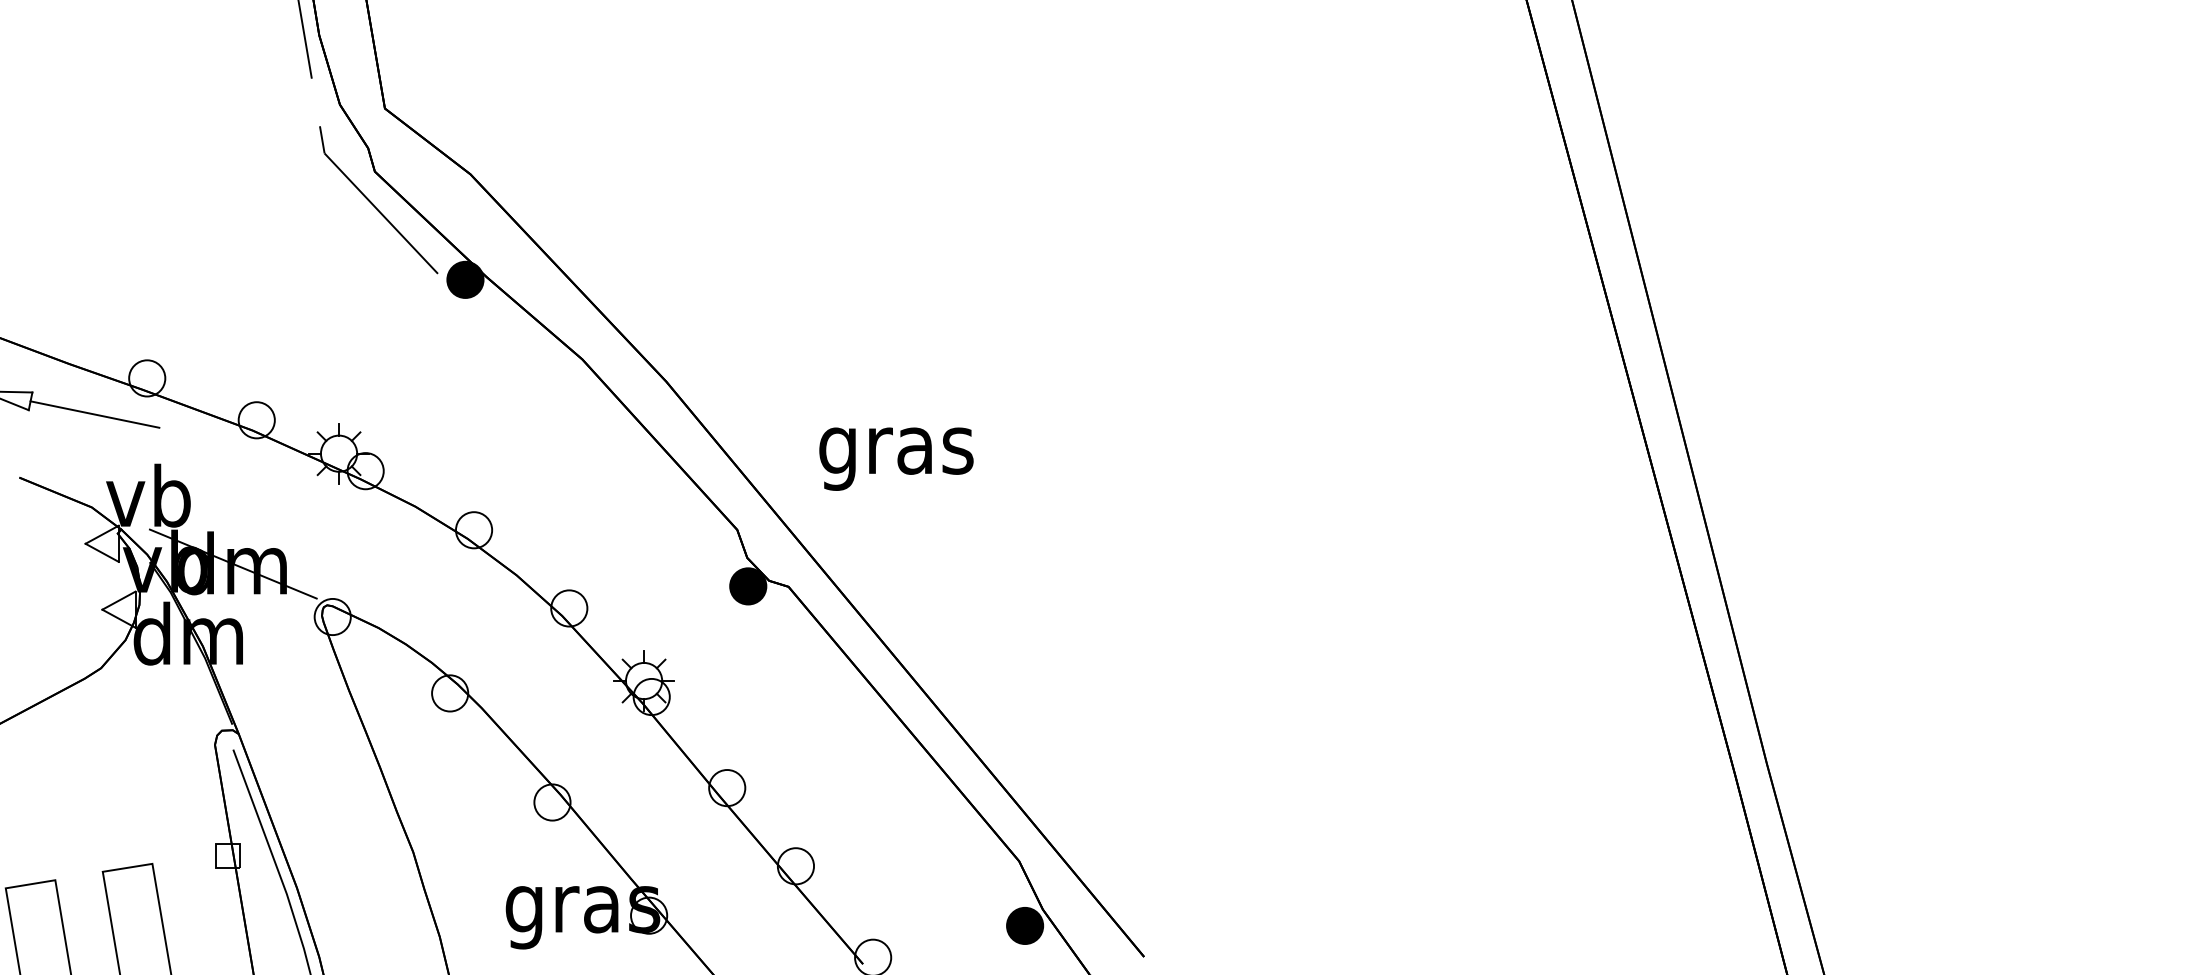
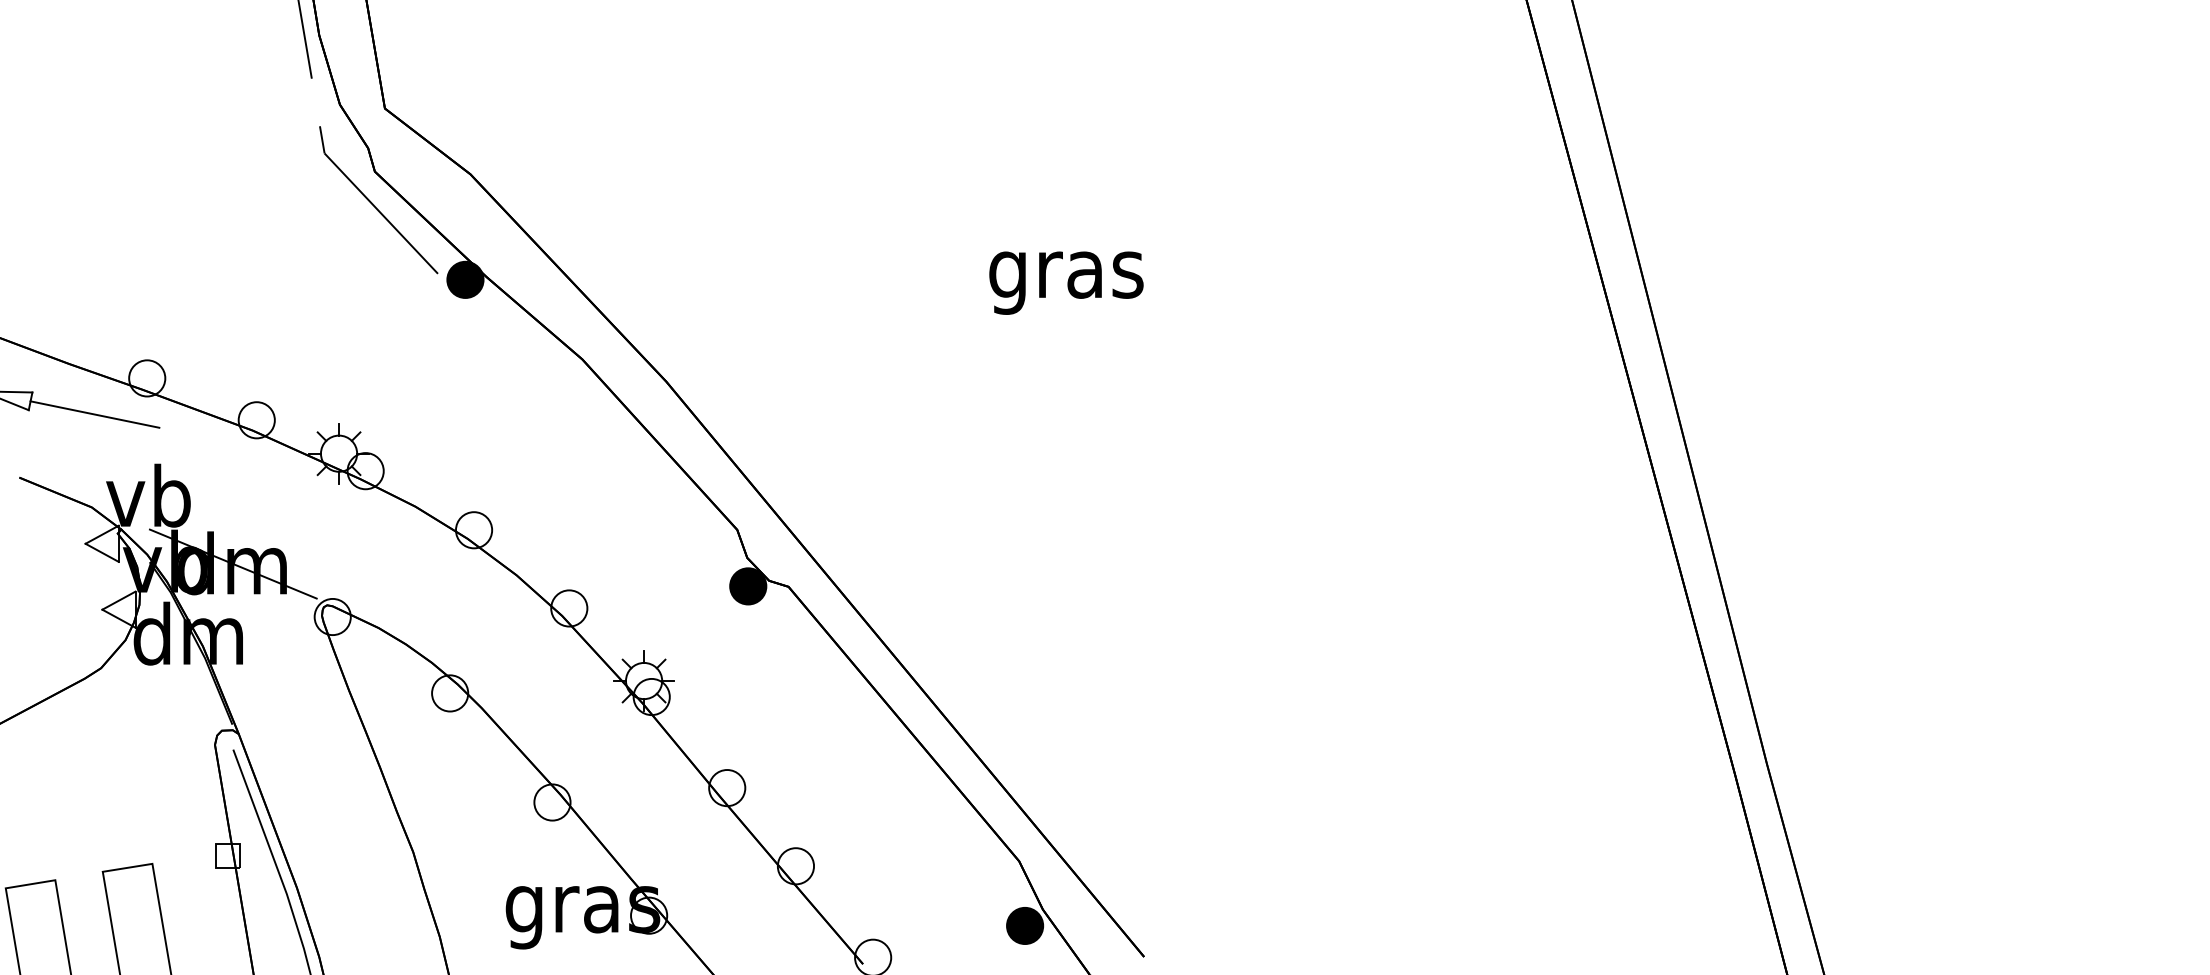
text position: (896, 458) -> (1066, 282) (1066, 282)
